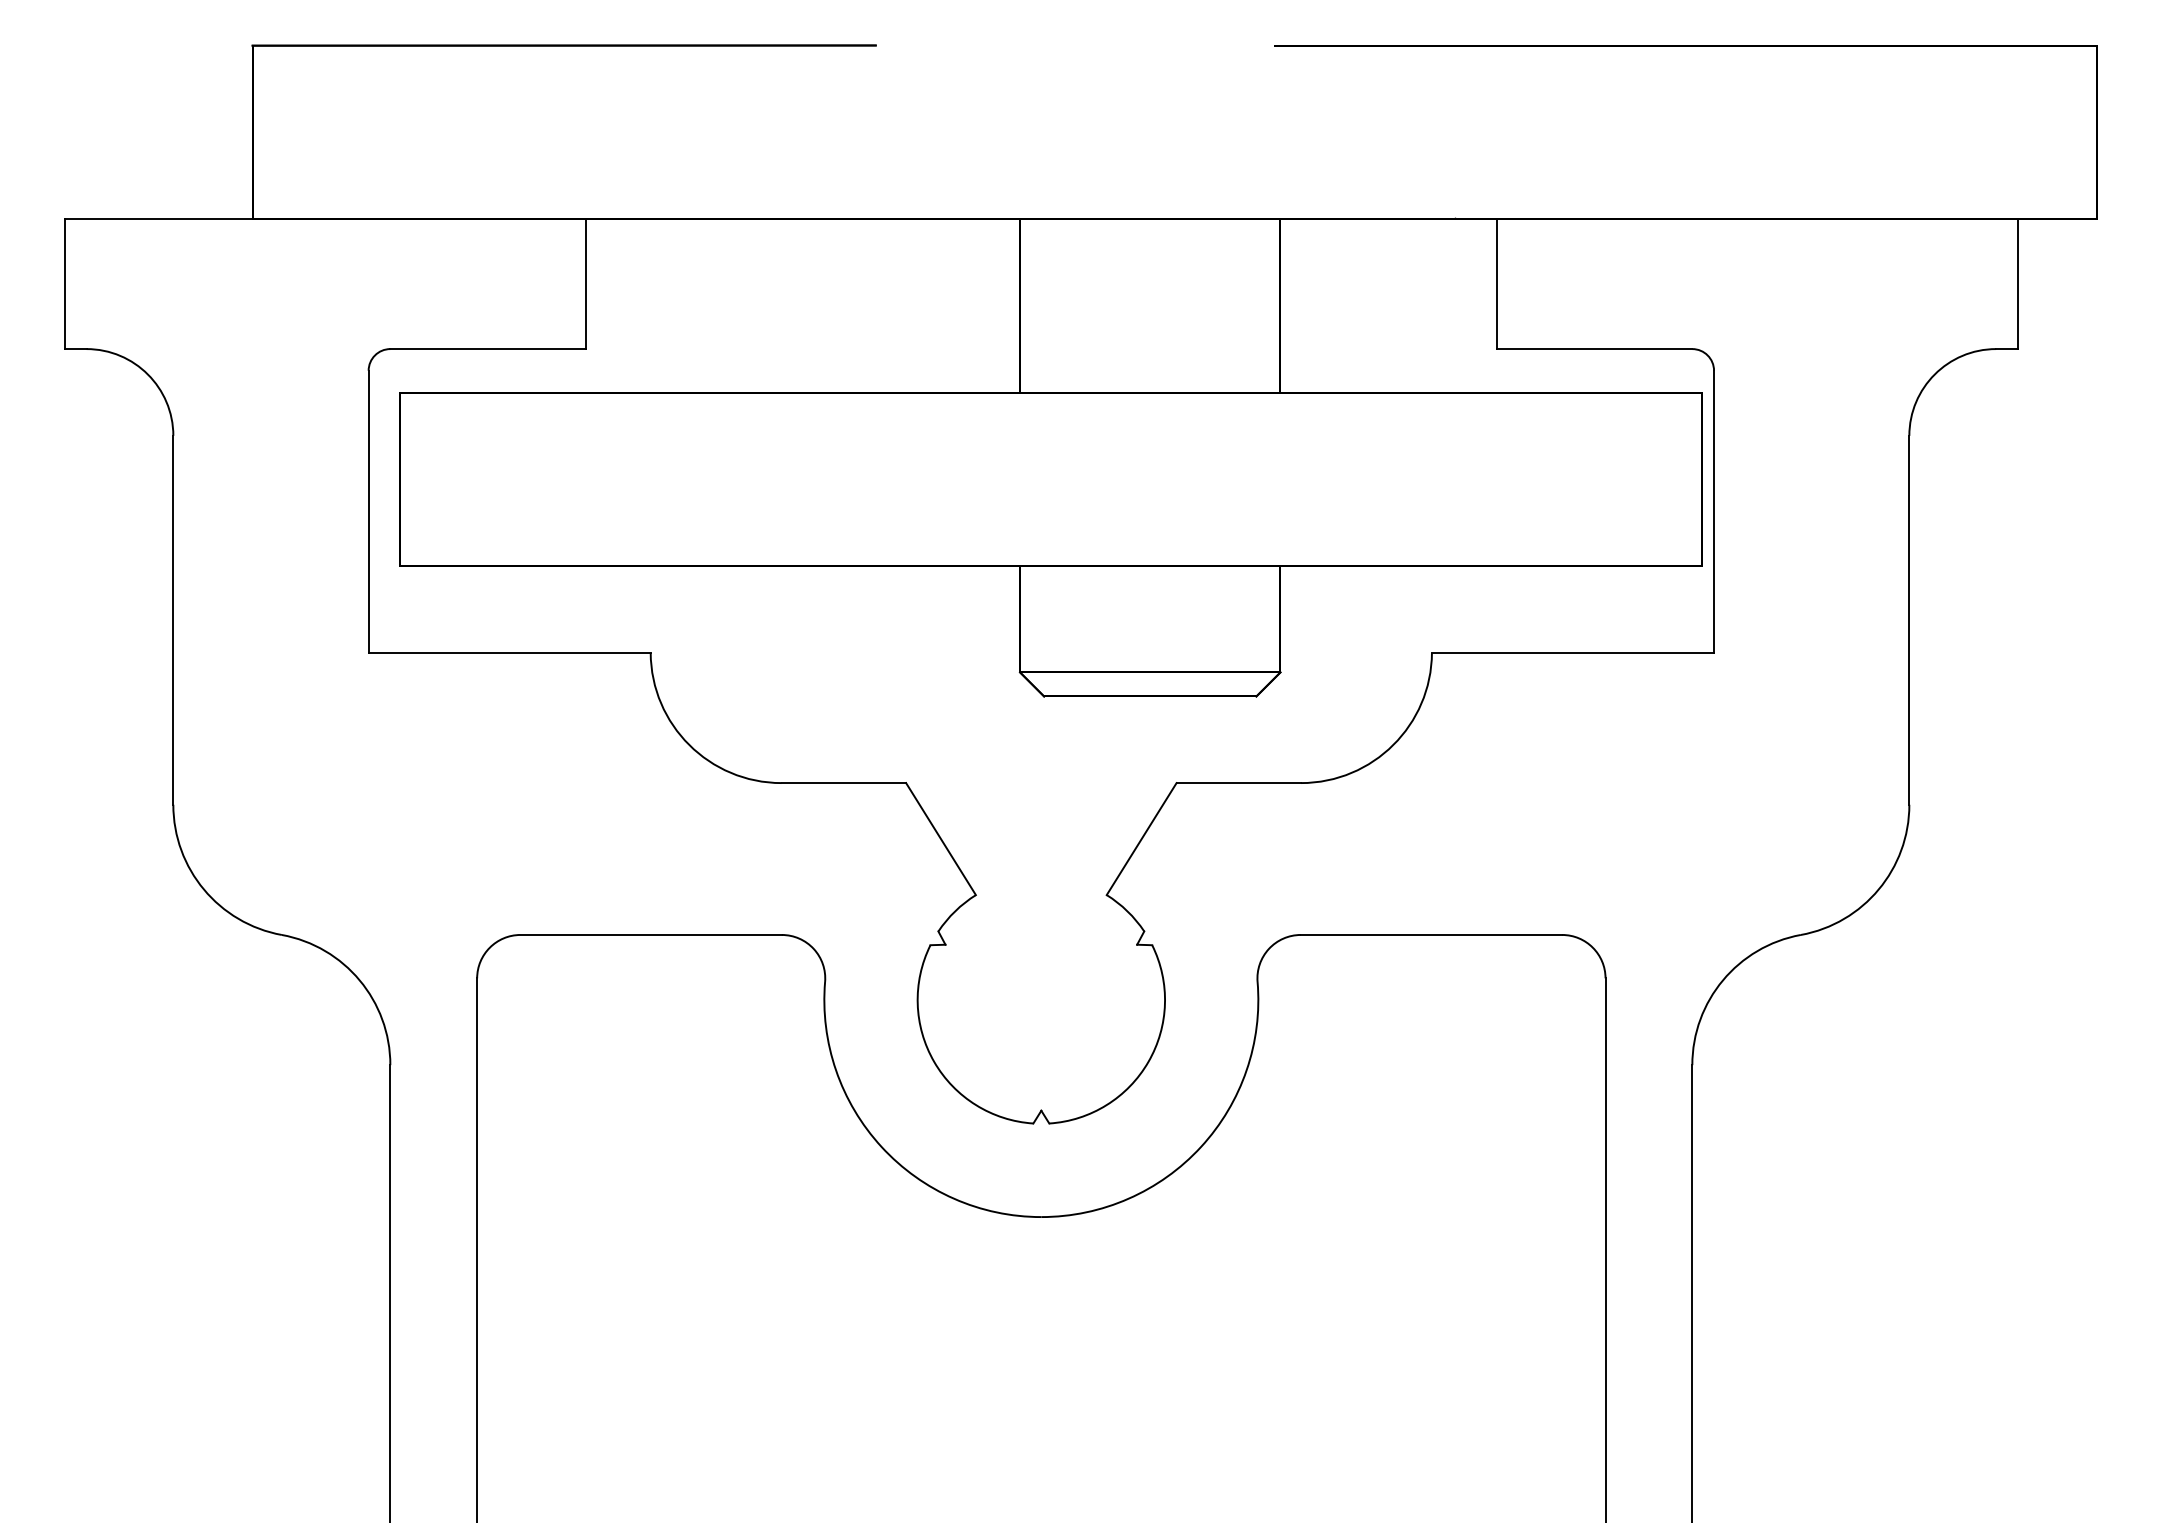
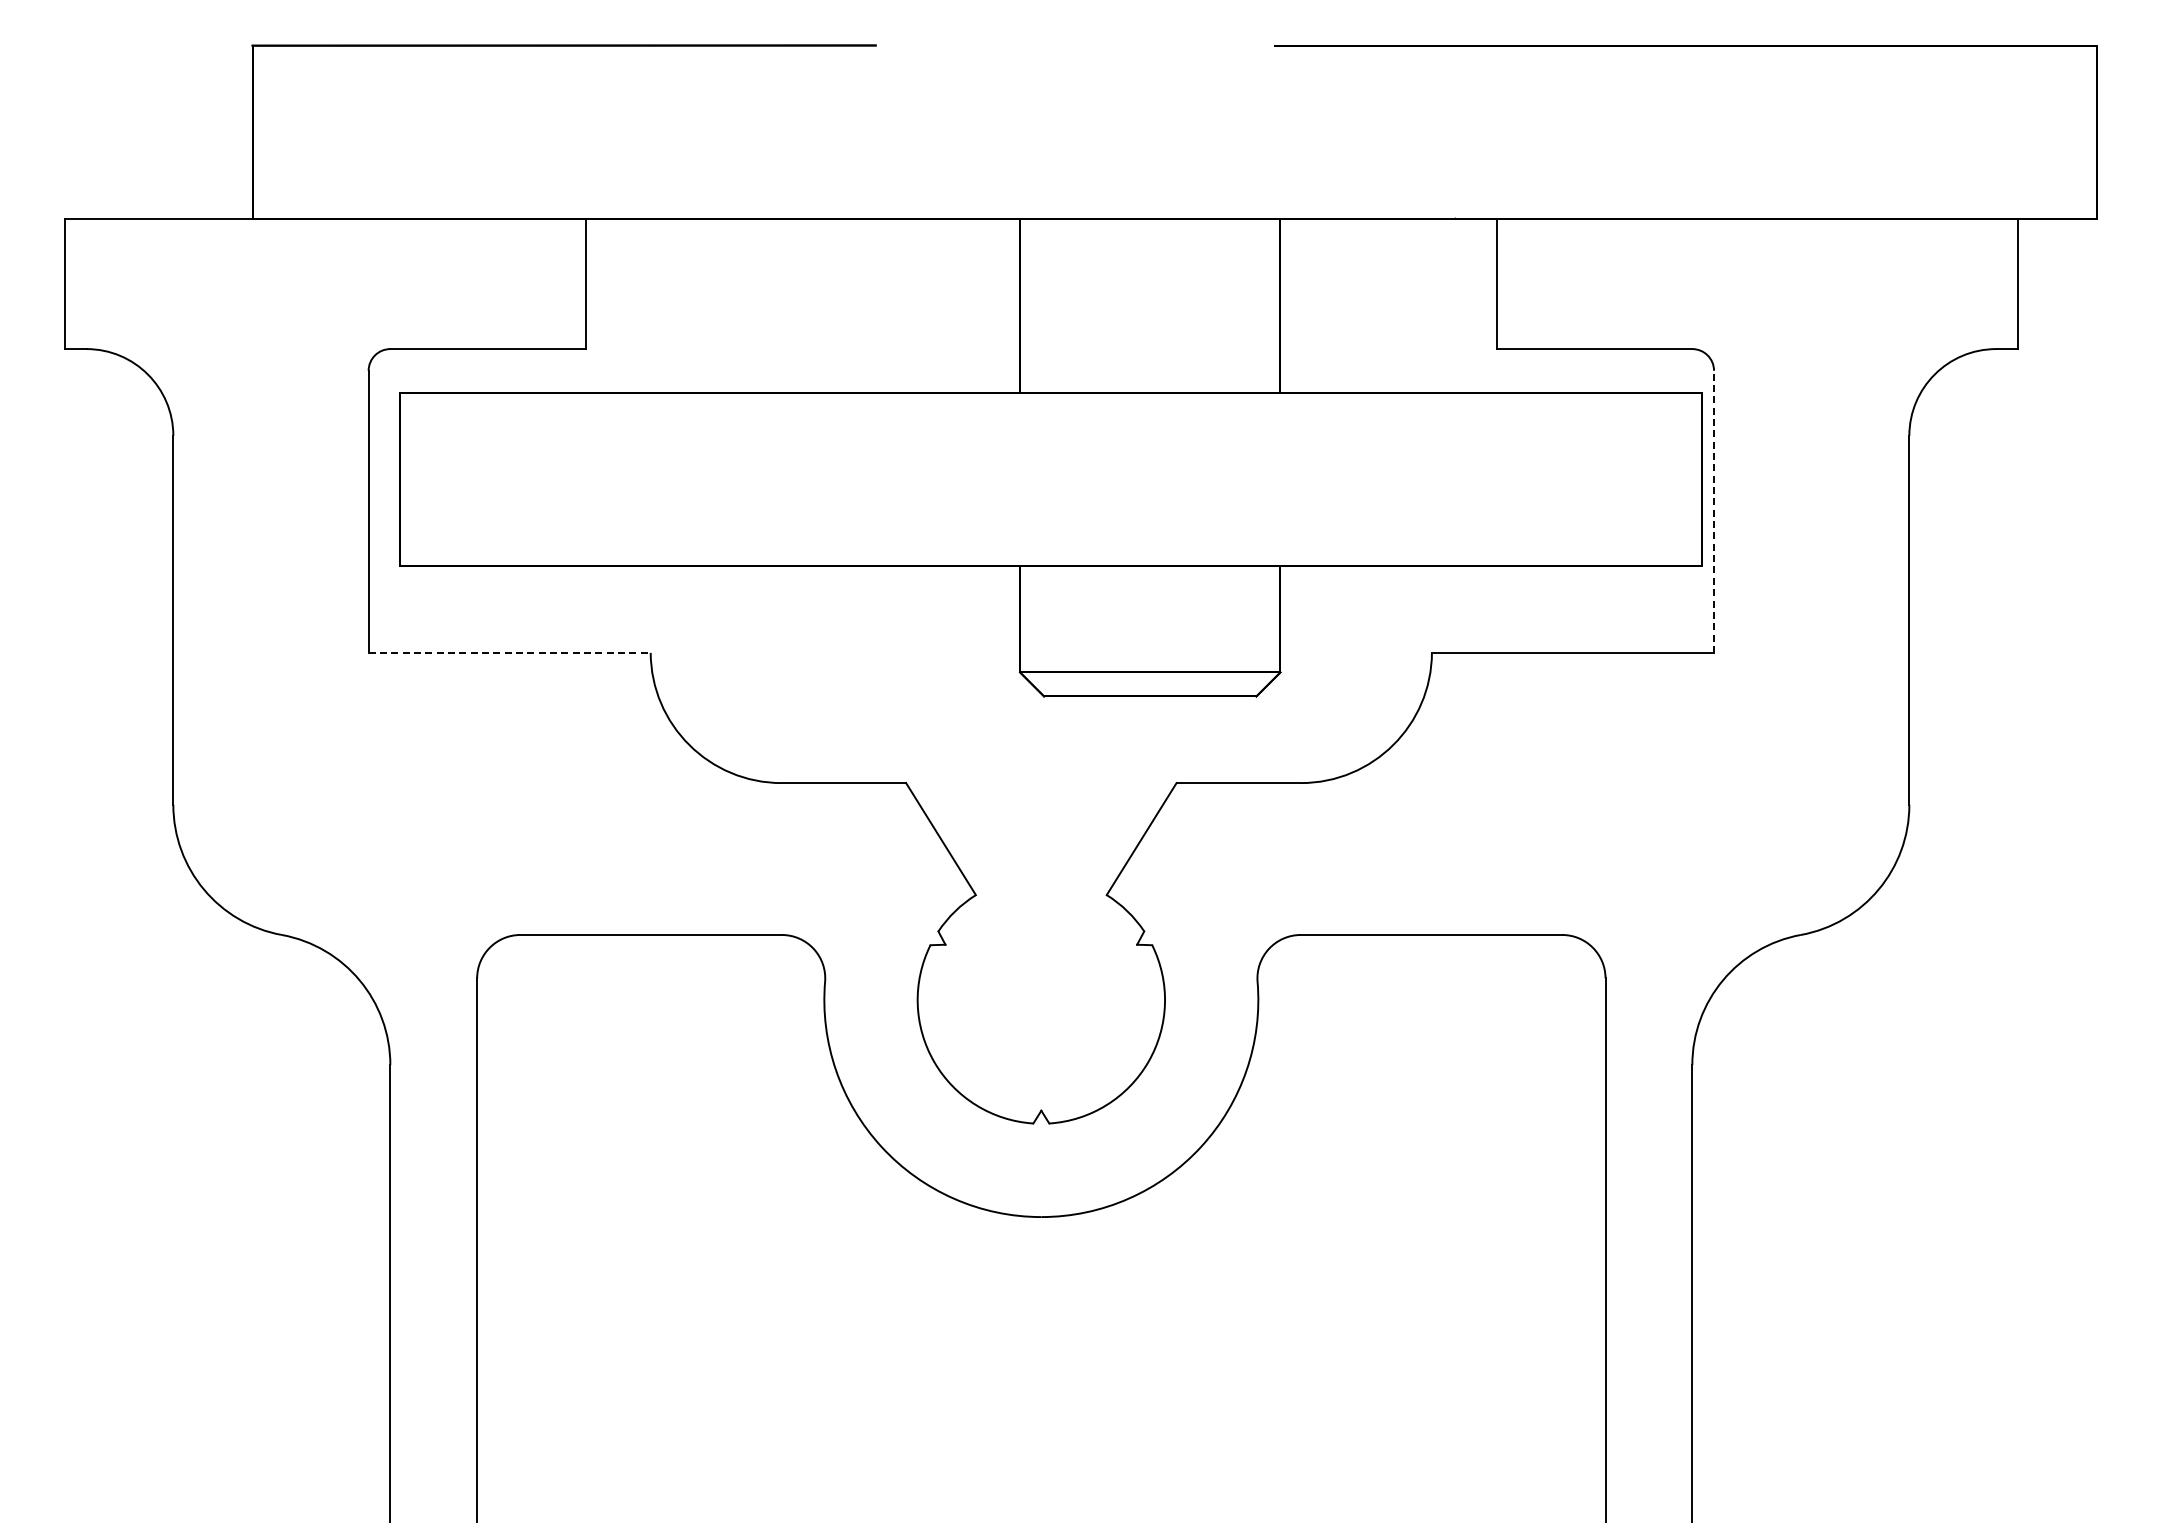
line: solid -> dashed (1714, 511)
line: solid -> dashed (510, 652)
